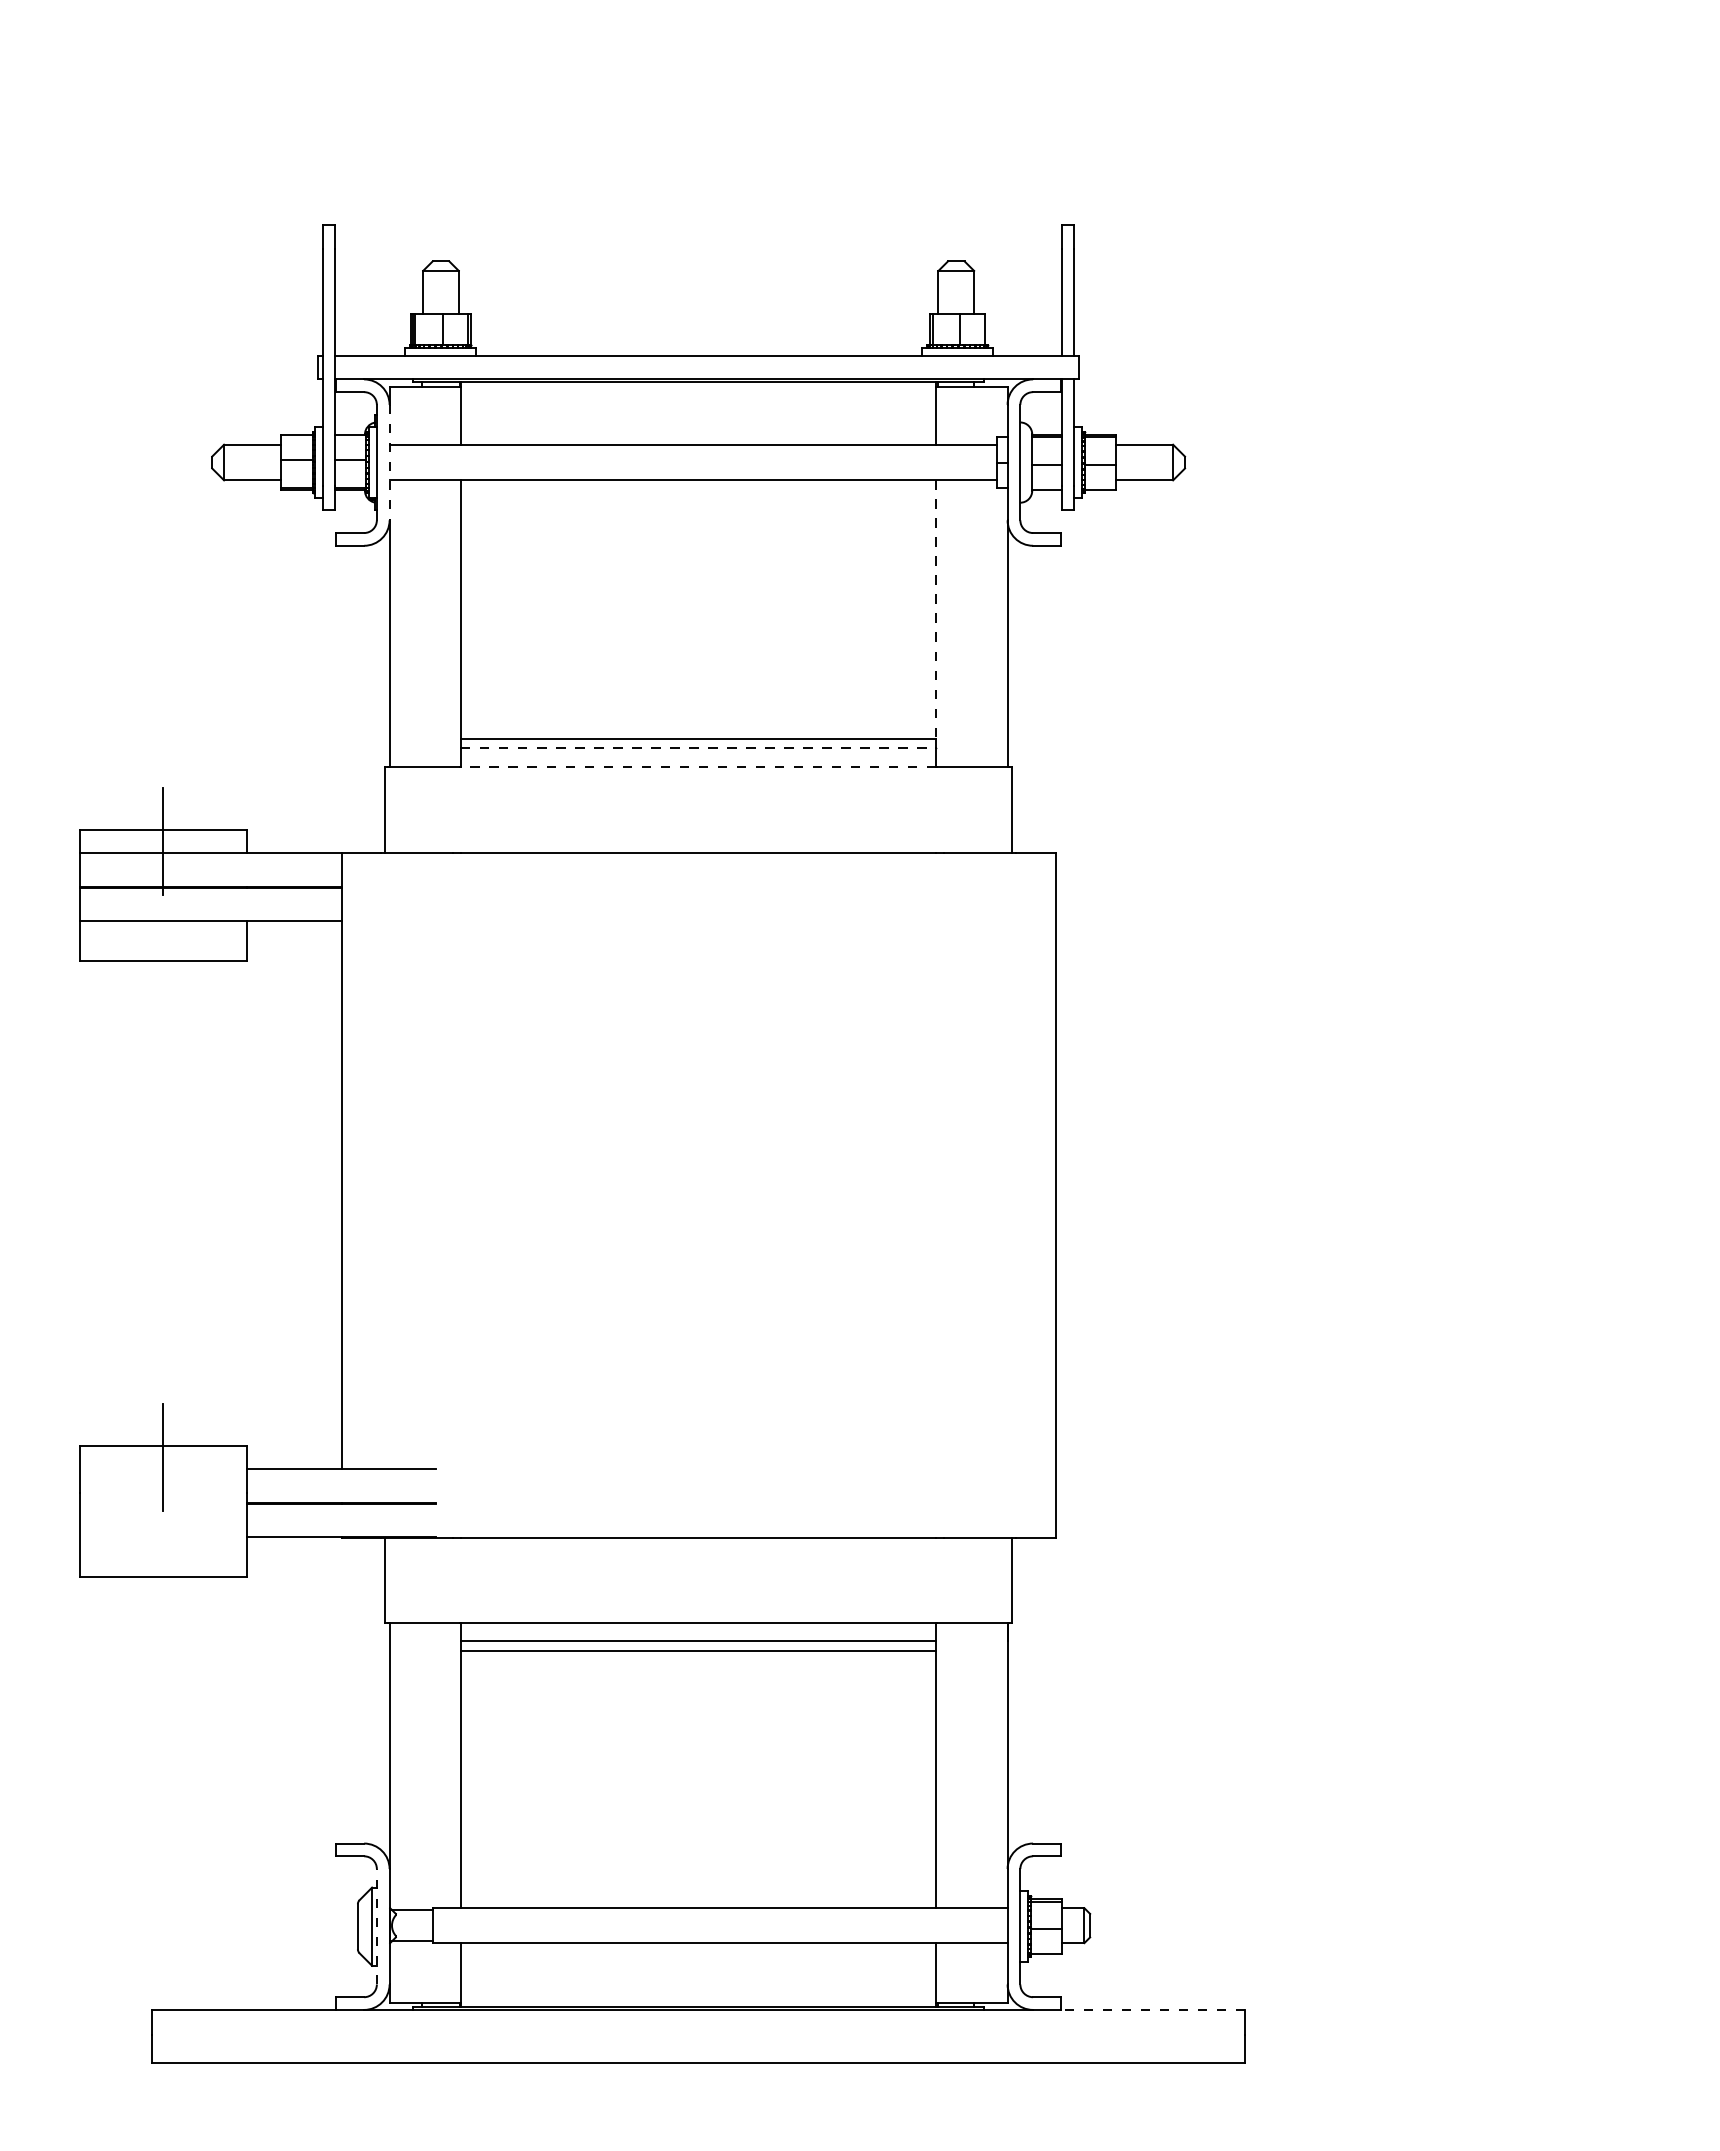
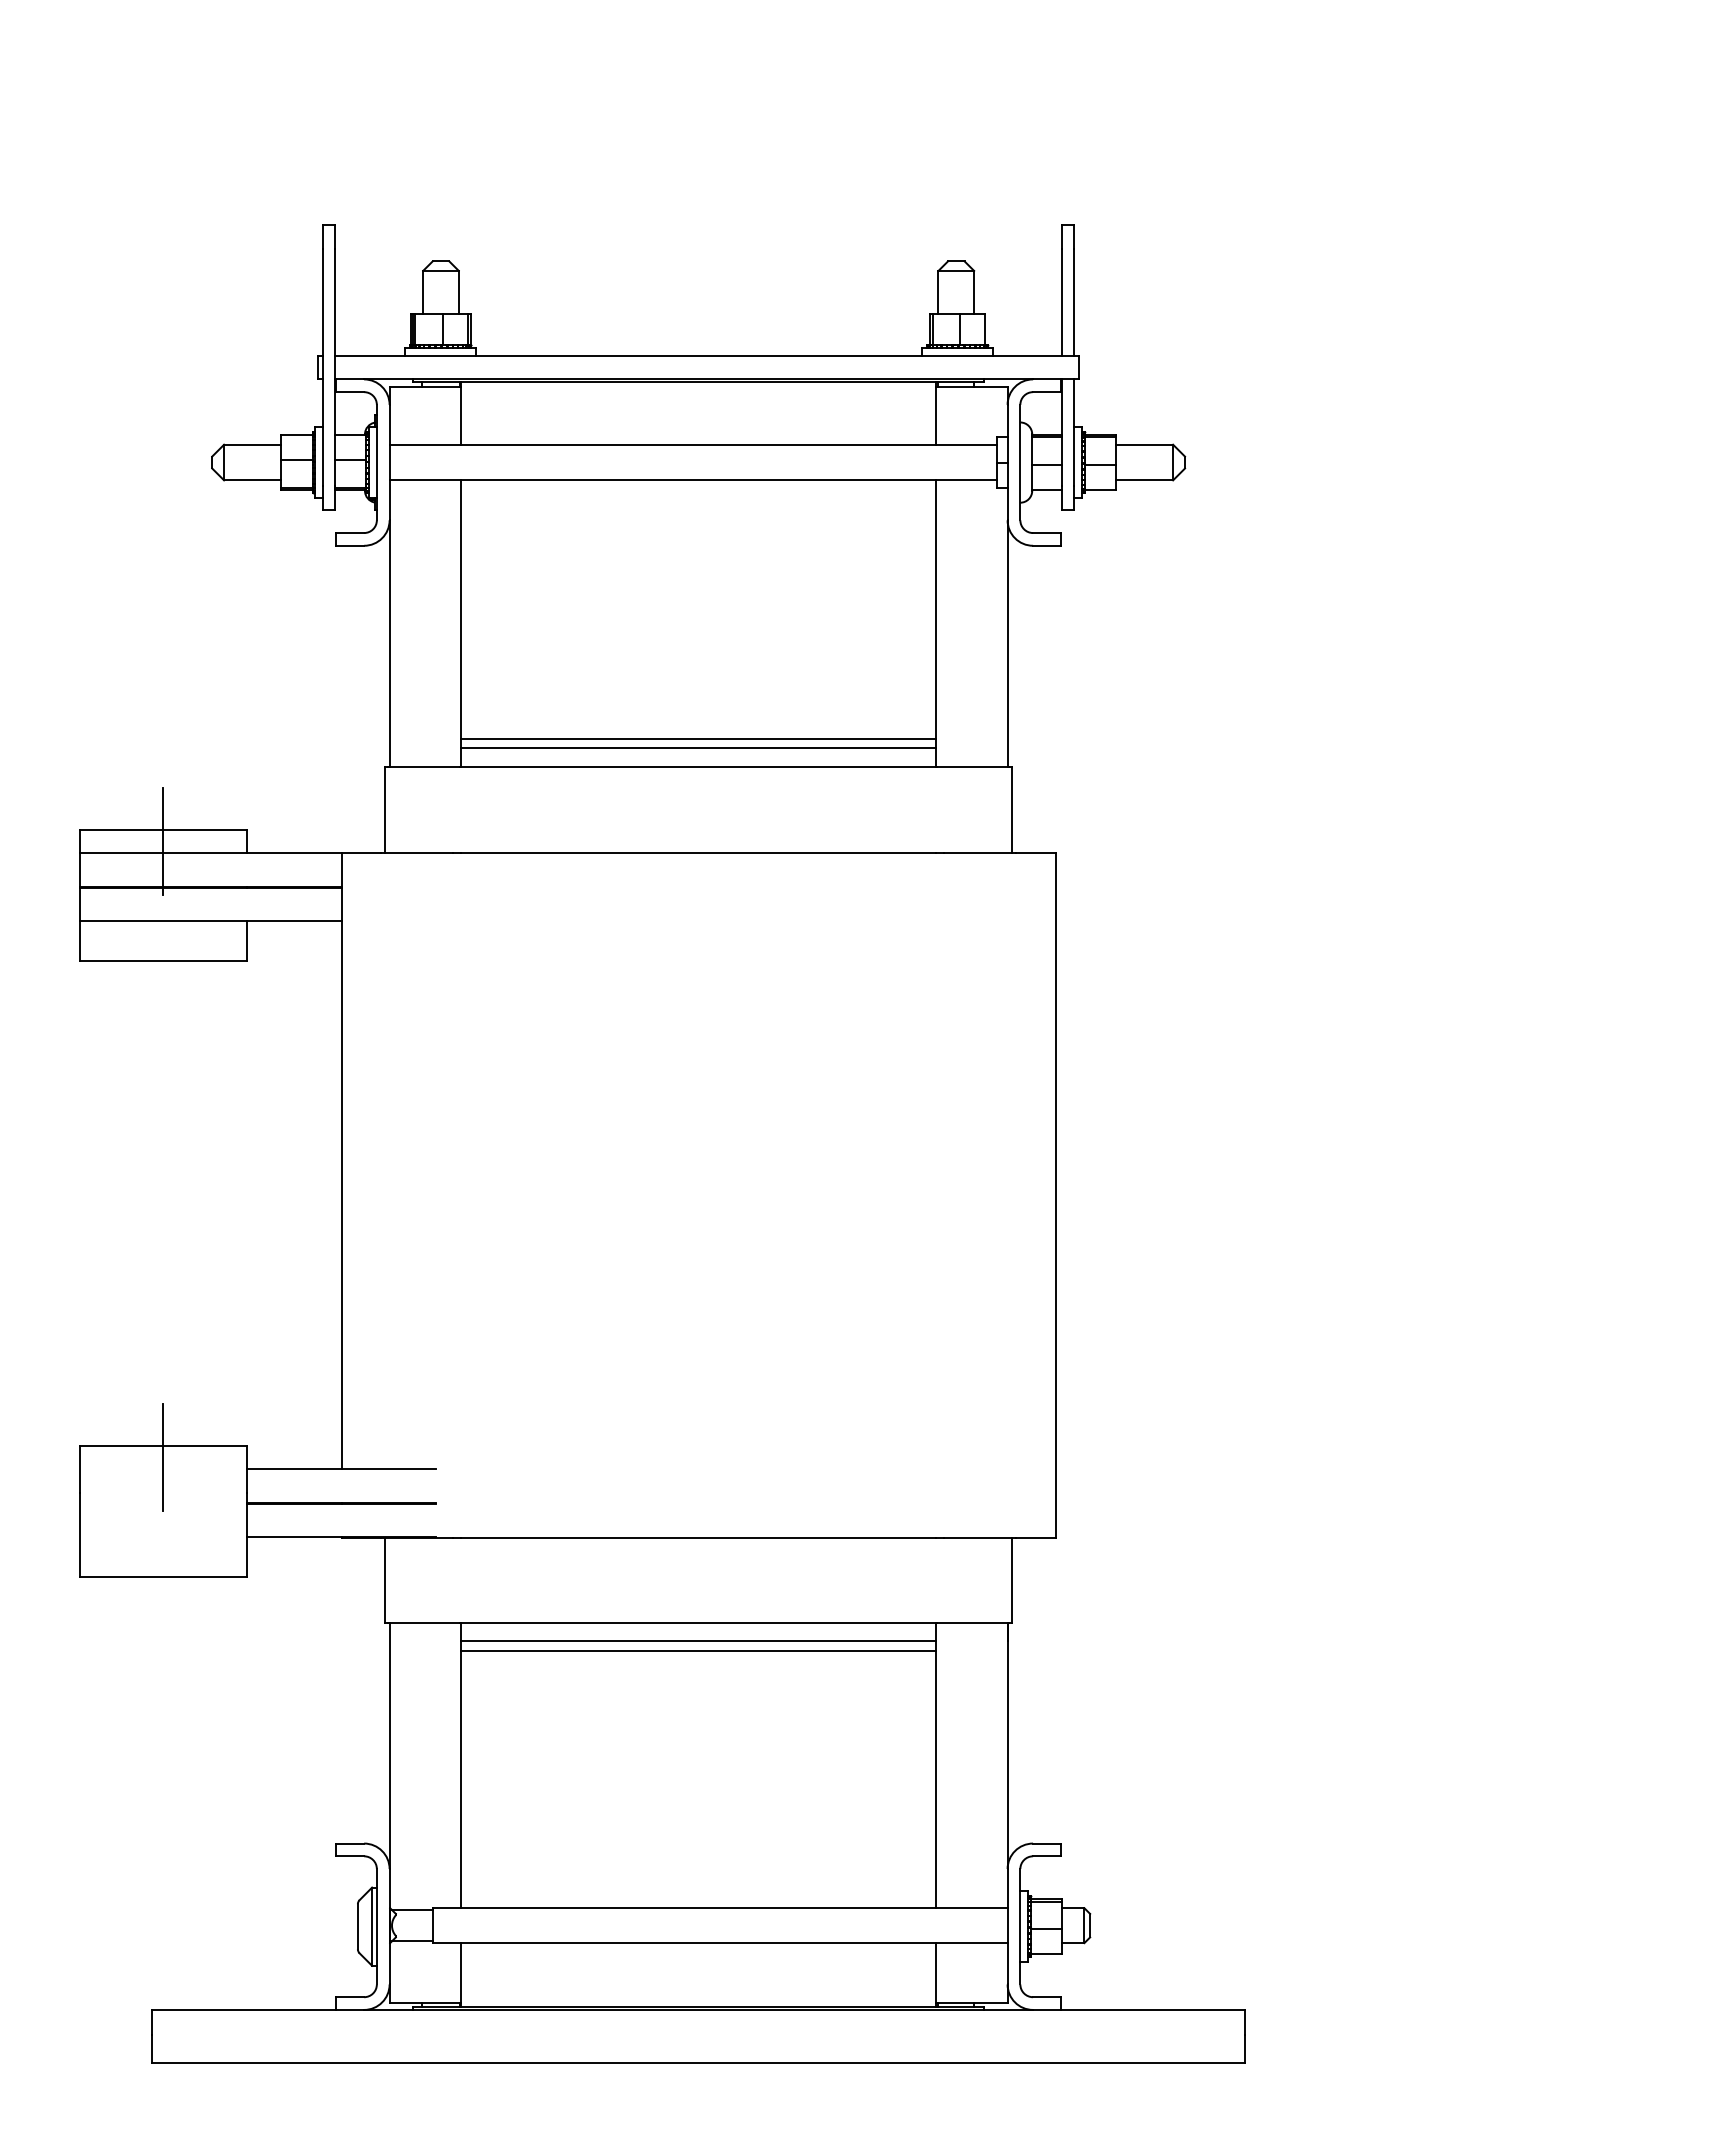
line: dashed -> solid (389, 462)
line: dashed -> solid (936, 610)
line: dashed -> solid (698, 748)
line: dashed -> solid (698, 767)
line: dashed -> solid (376, 1926)
line: dashed -> solid (1152, 2009)
